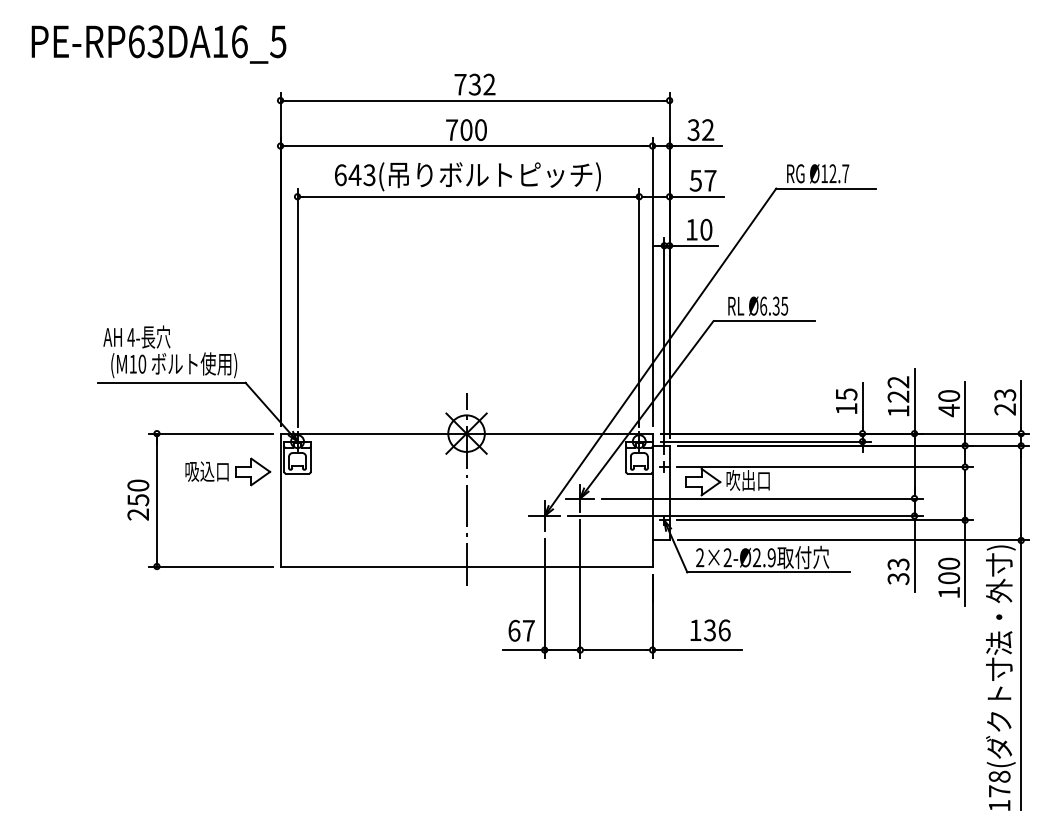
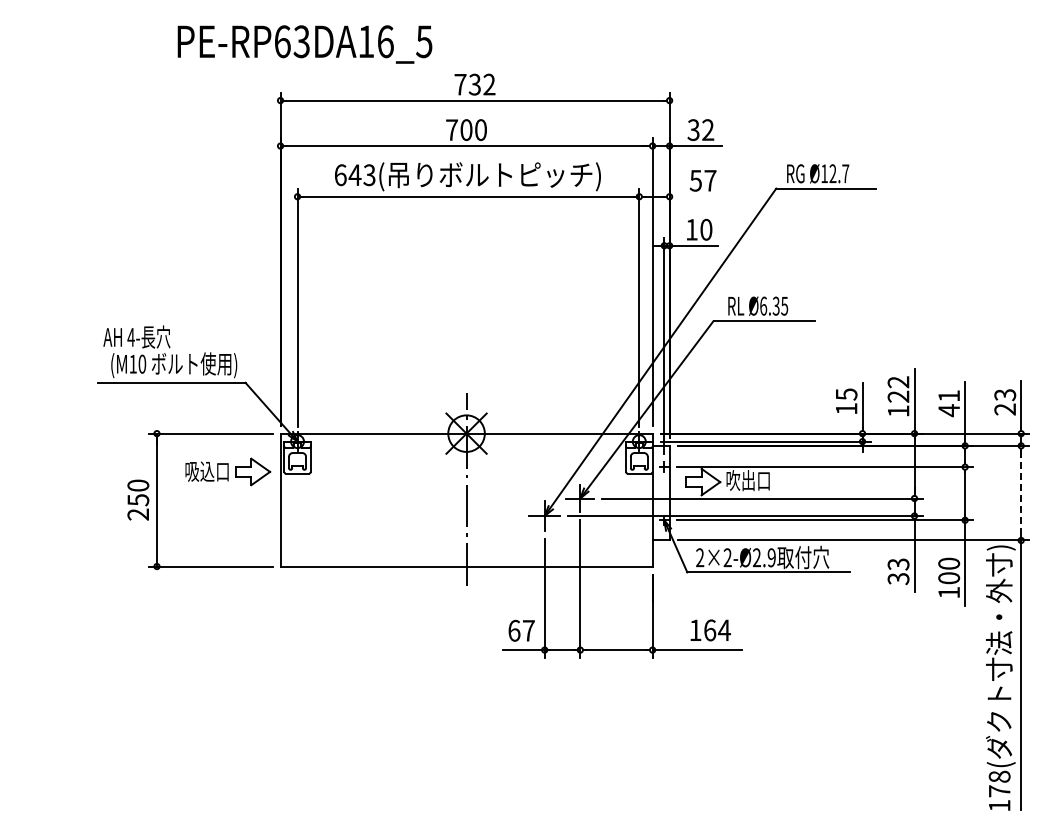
text position: (158, 44) -> (304, 44) (304, 44)
line: present -> none (696, 196)
text: 40 -> 41 (949, 395)
line: solid -> dashed (1021, 493)
text: 136 -> 164 (716, 630)
